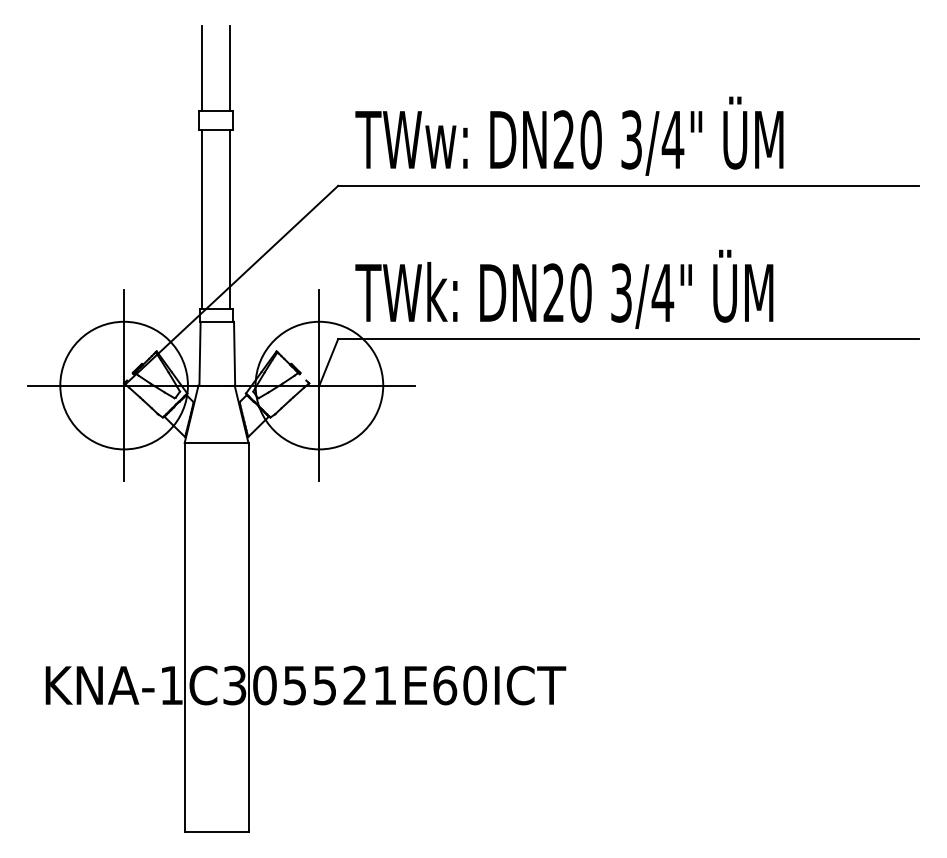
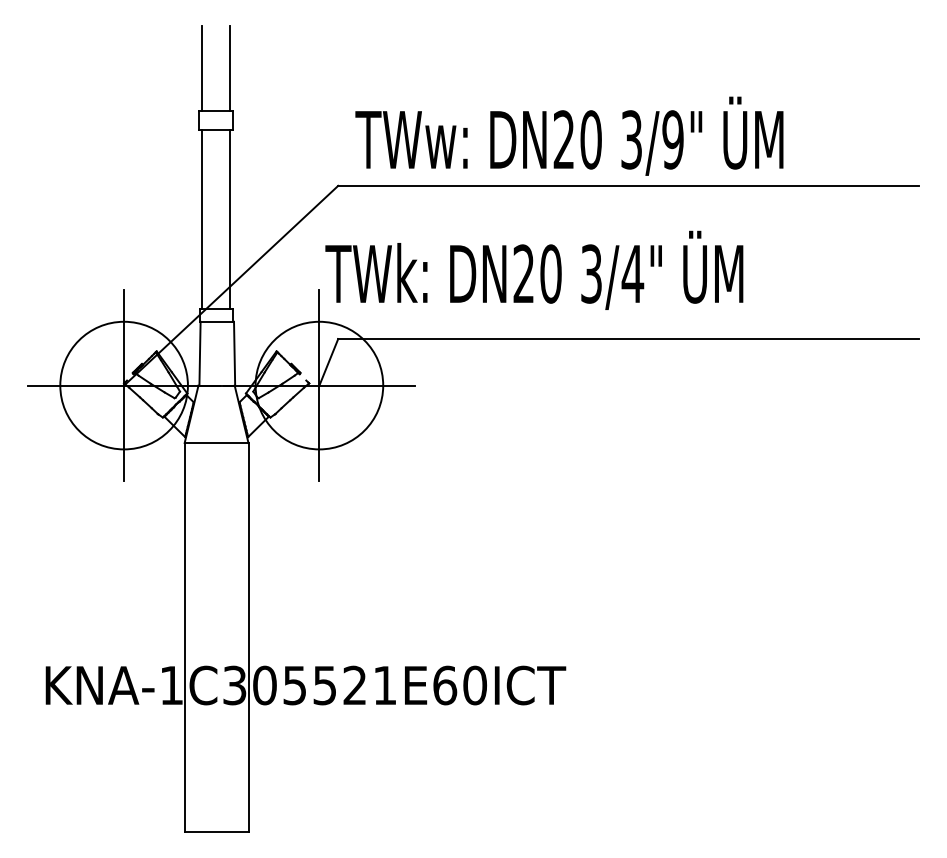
text: 3/4" -> 3/9" (672, 139)
text position: (564, 288) -> (534, 269) (534, 269)
